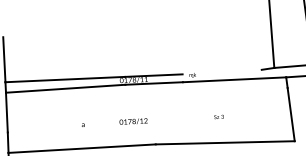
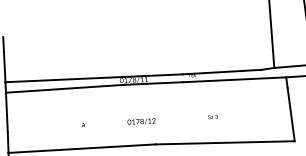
line: none -> present (221, 71)
text position: (218, 116) -> (212, 116) (212, 116)
text position: (133, 121) -> (141, 121) (141, 121)
